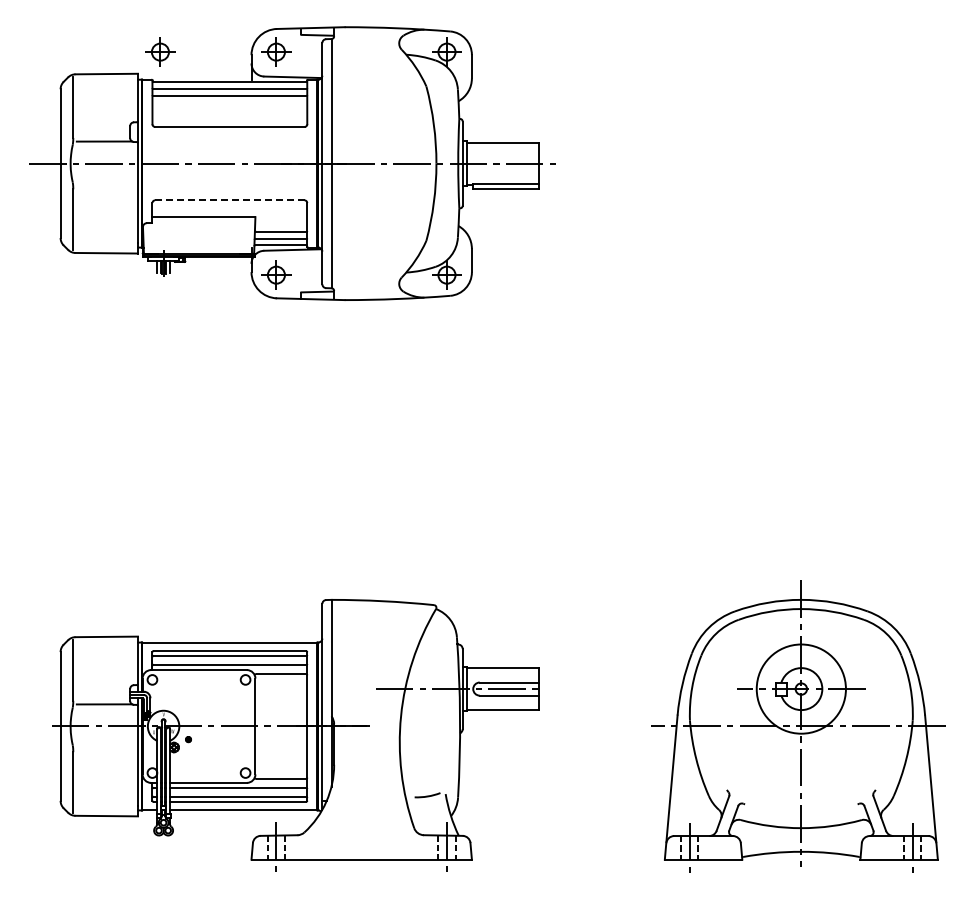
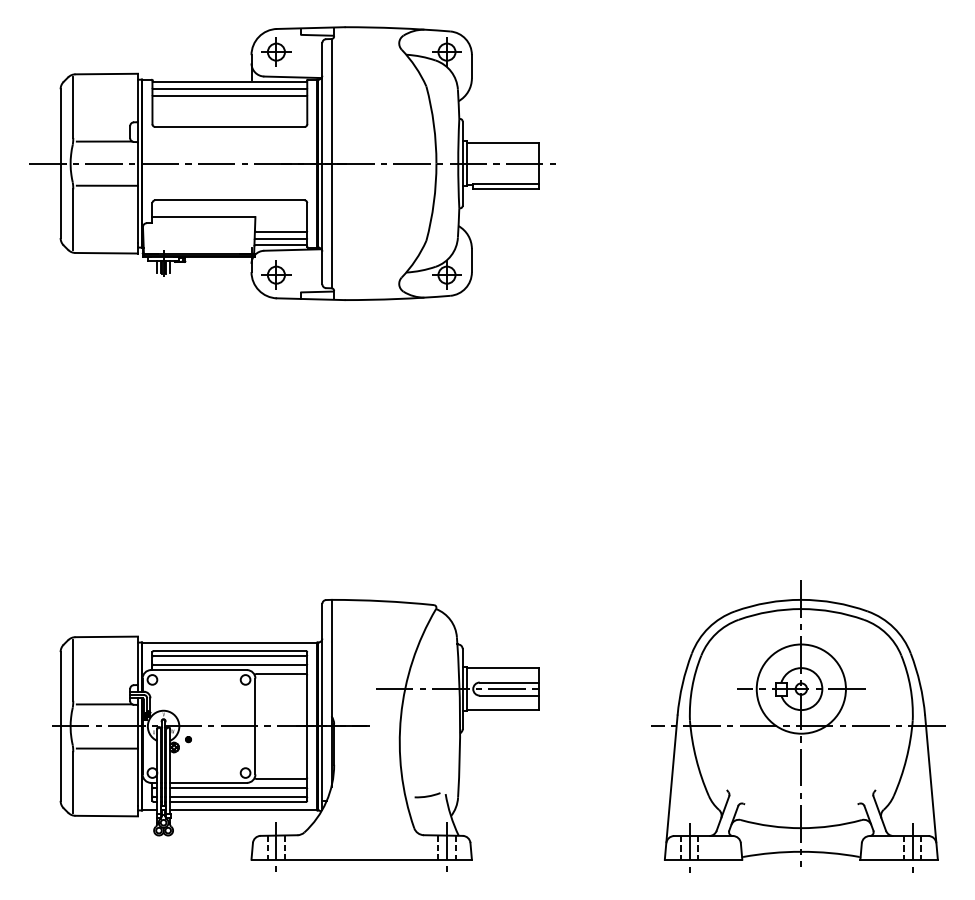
part: present -> none (160, 51)
line: none -> present (107, 185)
line: dashed -> solid (229, 200)
line: none -> present (107, 748)
